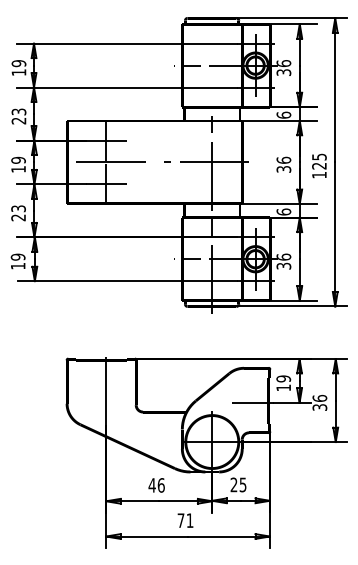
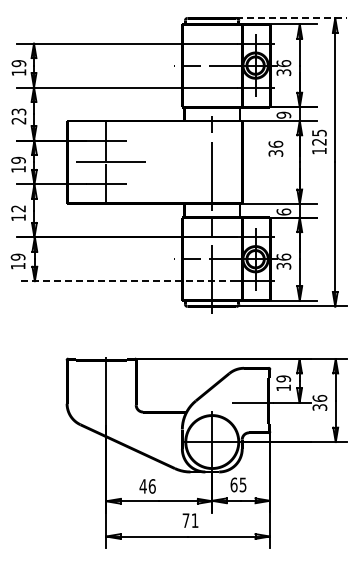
line: solid -> dashed (292, 18)
text: 6 -> 9 (283, 114)
line: present -> none (206, 162)
text position: (283, 164) -> (275, 148) (275, 148)
text position: (319, 165) -> (319, 141) (319, 141)
text: 23 -> 12 (18, 213)
line: solid -> dashed (127, 281)
text: 25 -> 65 (233, 484)
text position: (156, 485) -> (147, 486) (147, 486)
text position: (185, 520) -> (190, 520) (190, 520)
